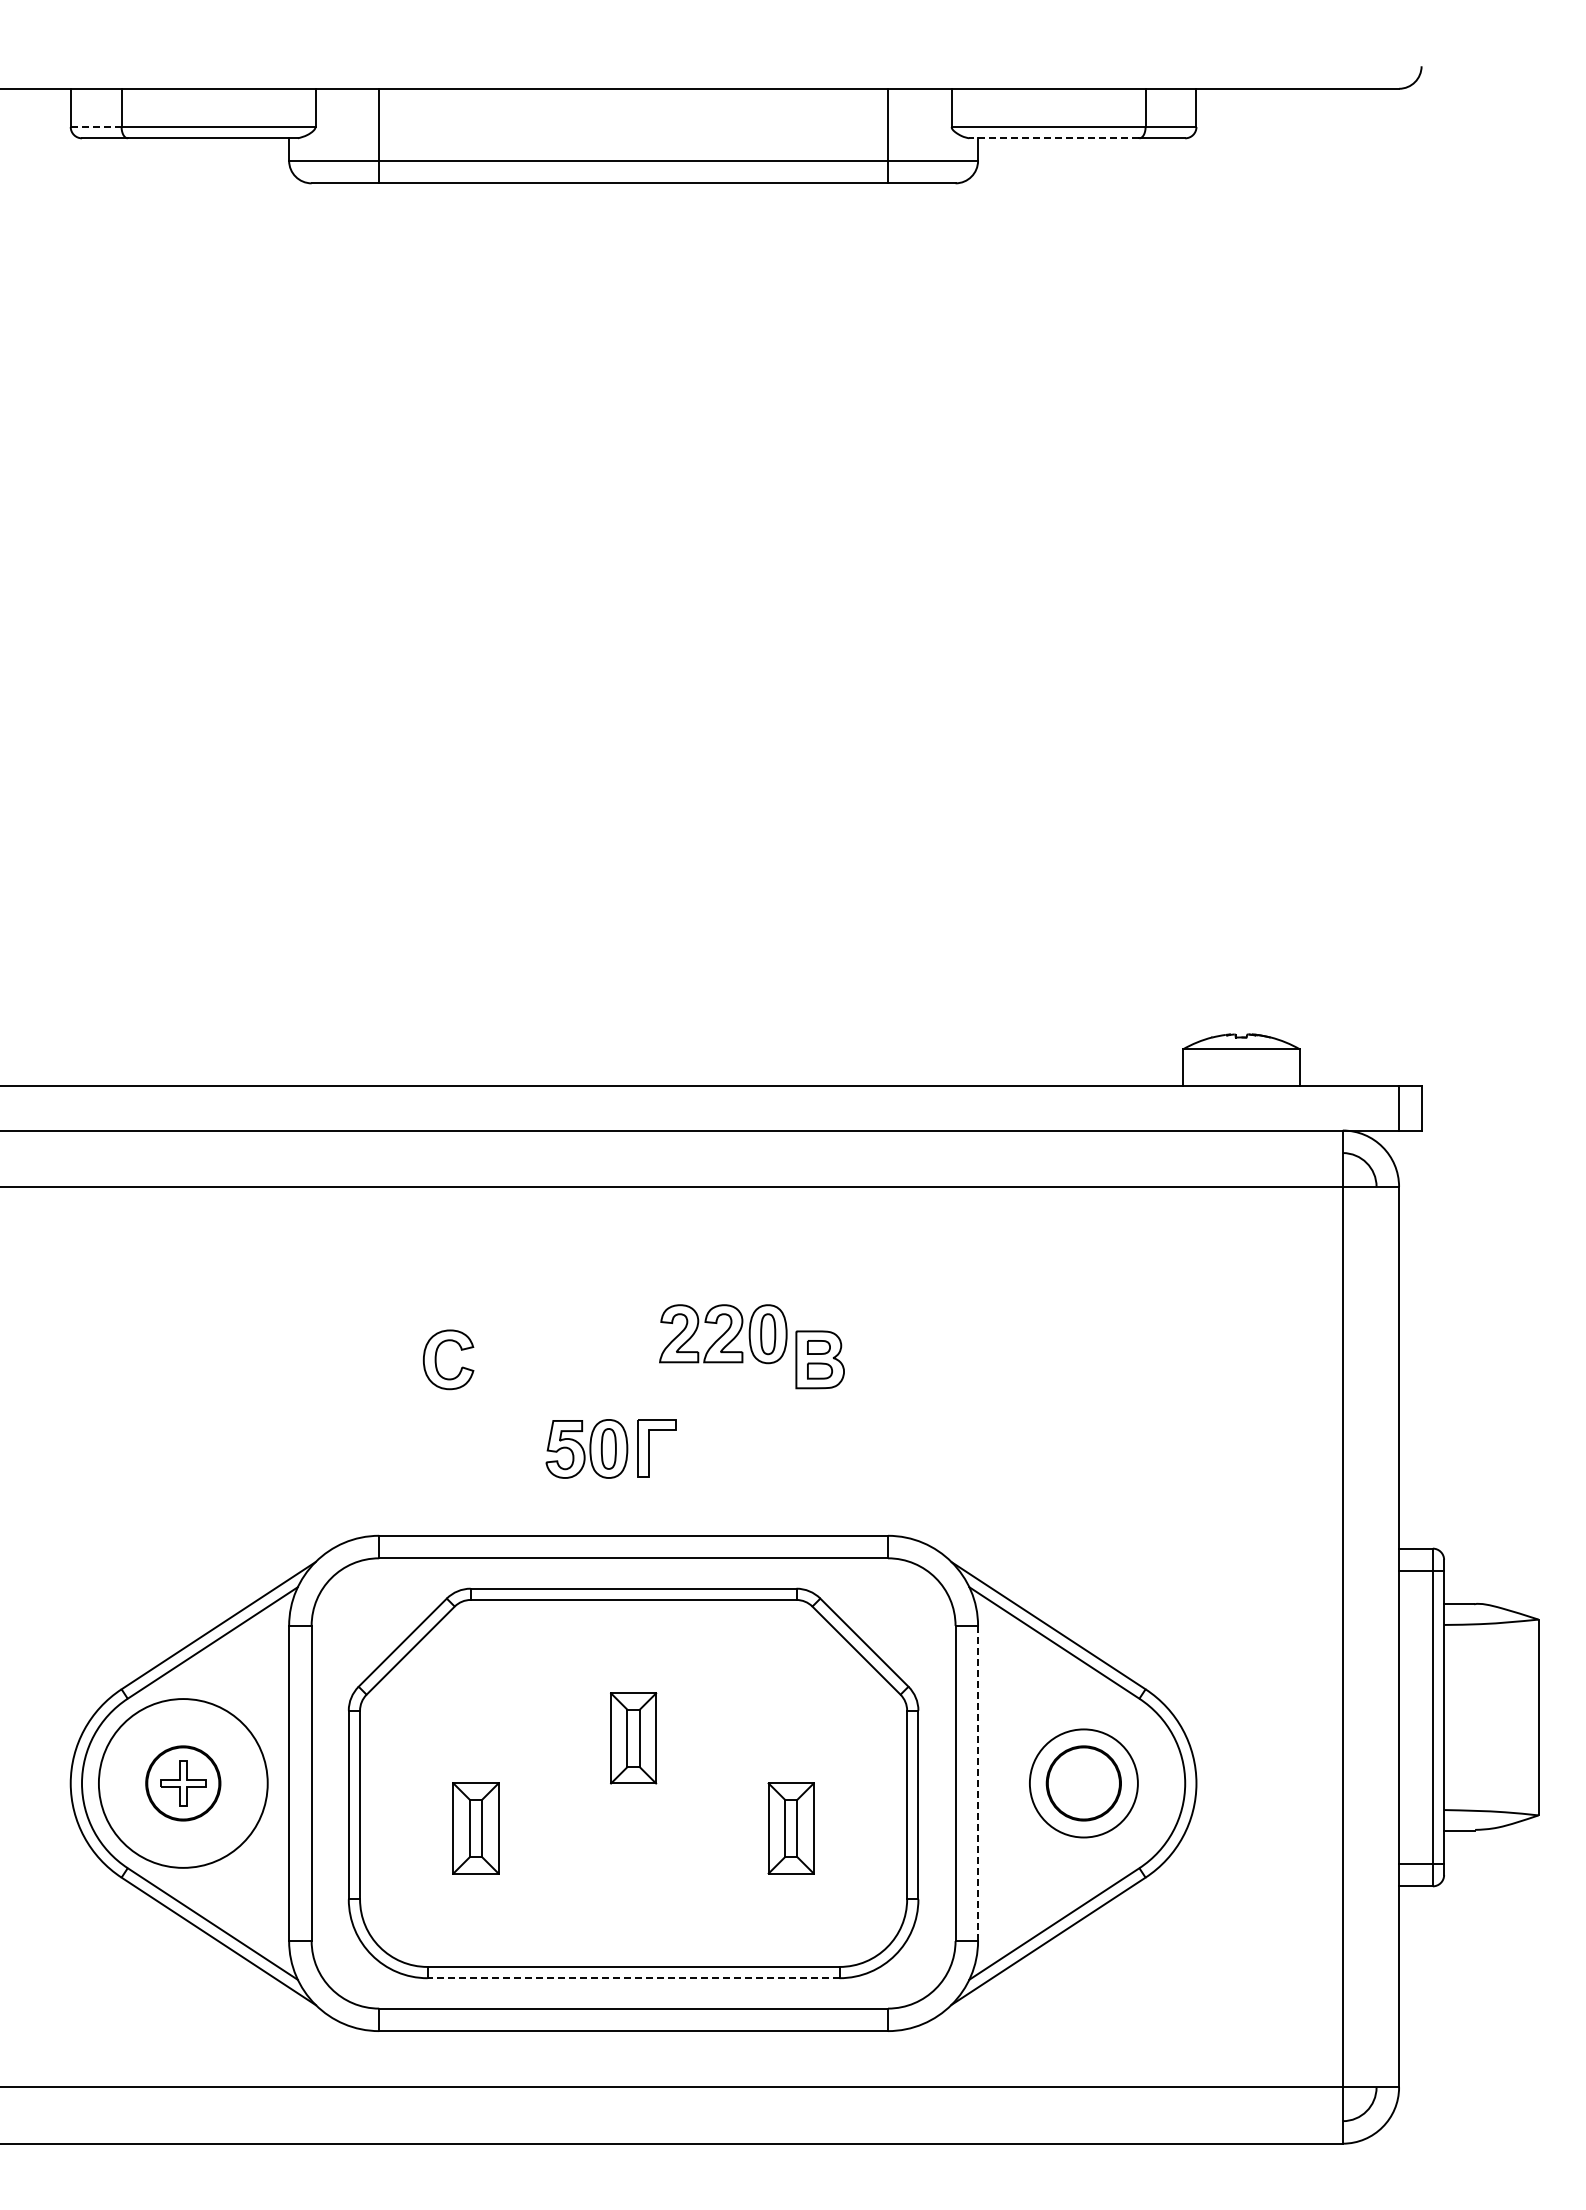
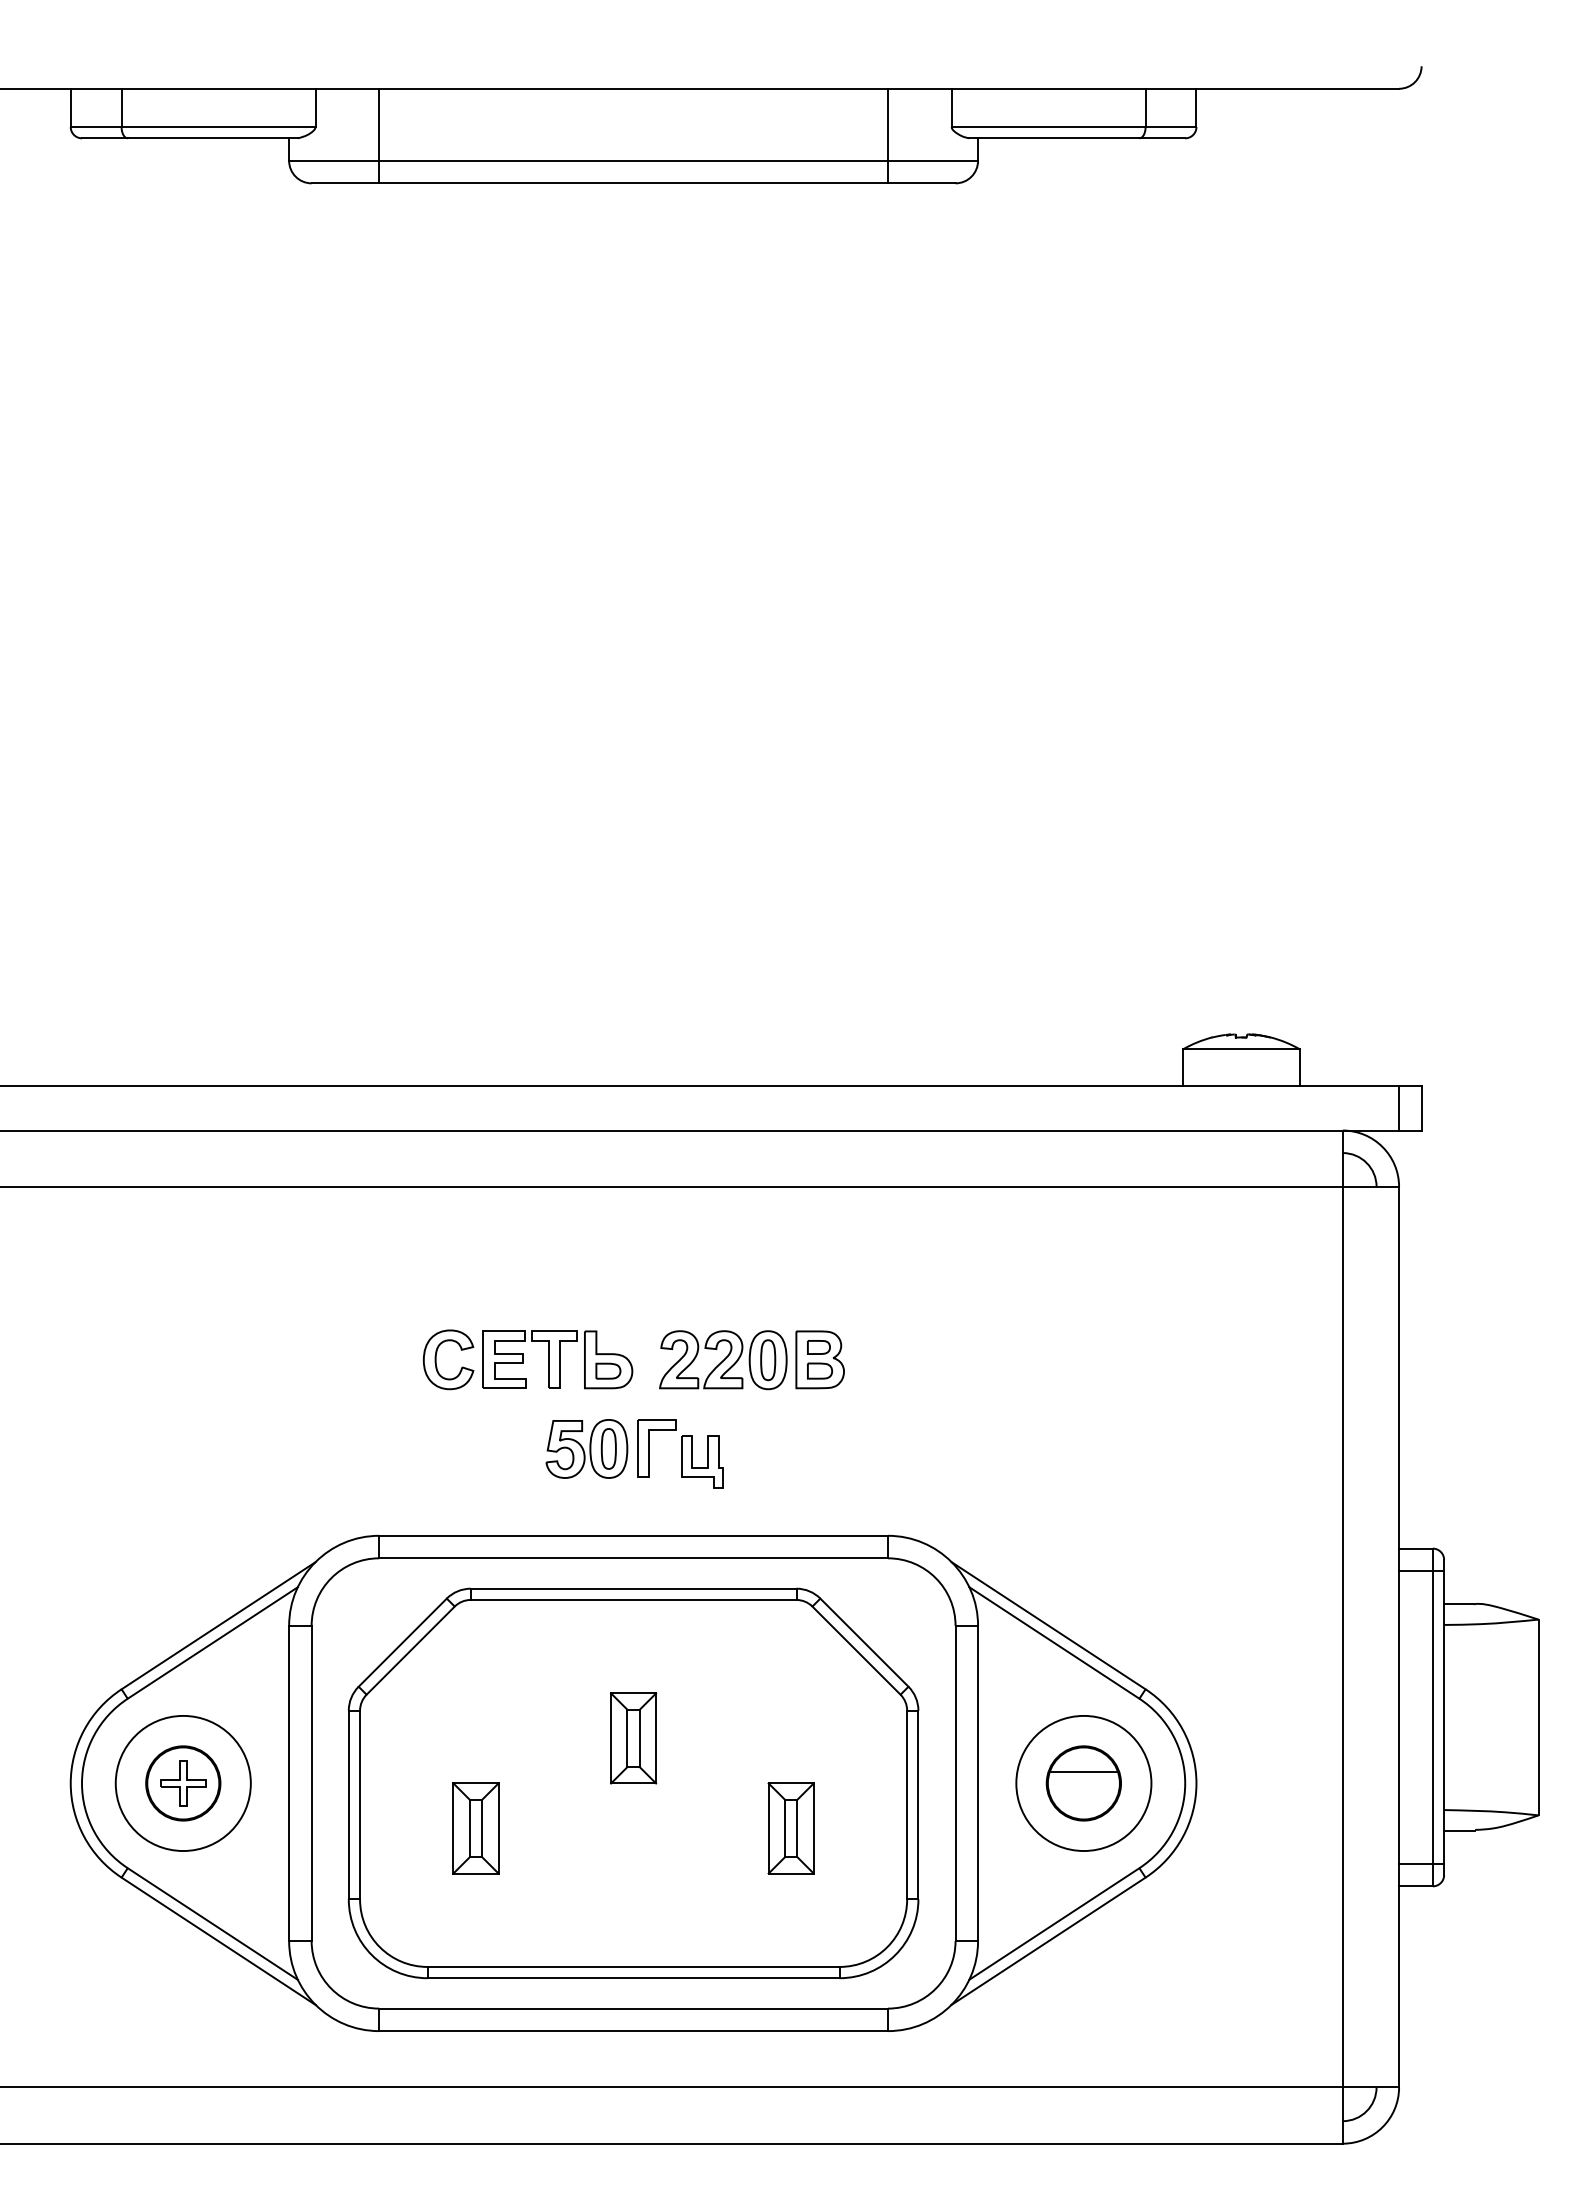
line: dashed -> solid (96, 127)
line: dashed -> solid (1053, 138)
part position: (723, 1334) -> (723, 1360) (723, 1360)
part: none -> present (557, 1359)
part: none -> present (702, 1461)
line: none -> present (1083, 1771)
circle diameter: 169 px -> 135 px (182, 1783)
line: dashed -> solid (978, 1783)
circle diameter: 108 px -> 135 px (1083, 1783)
line: dashed -> solid (633, 1978)
